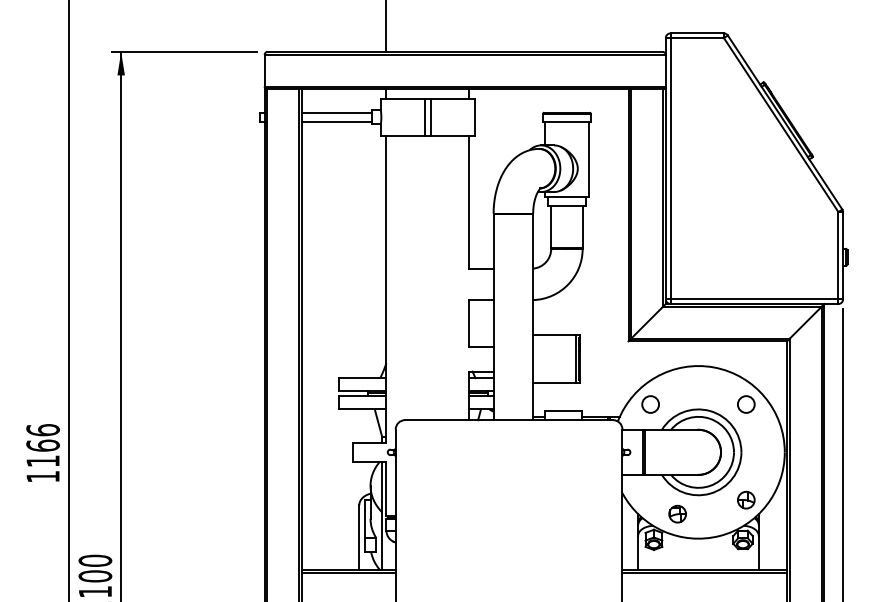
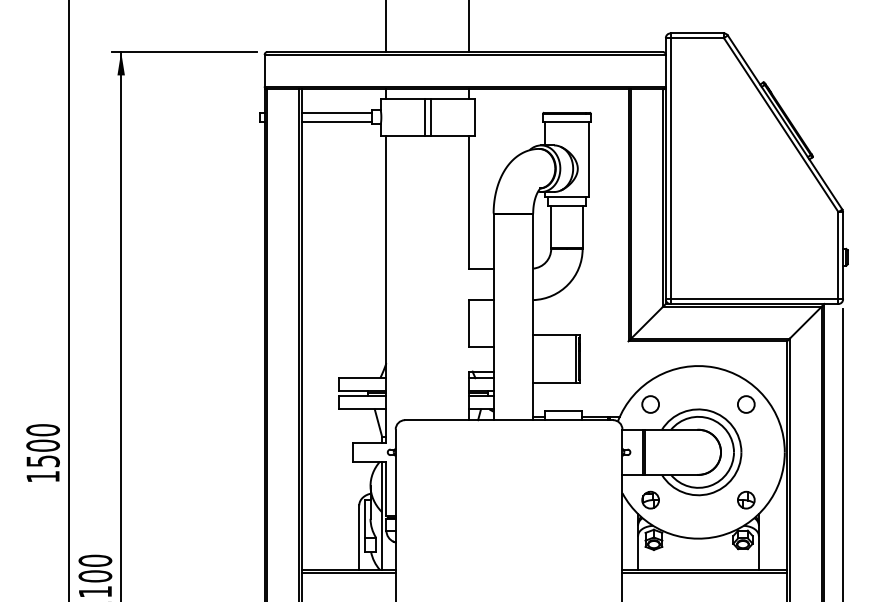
line: none -> present (469, 27)
text: 1166 -> 1500 (42, 445)
part position: (677, 513) -> (650, 499) (650, 499)
